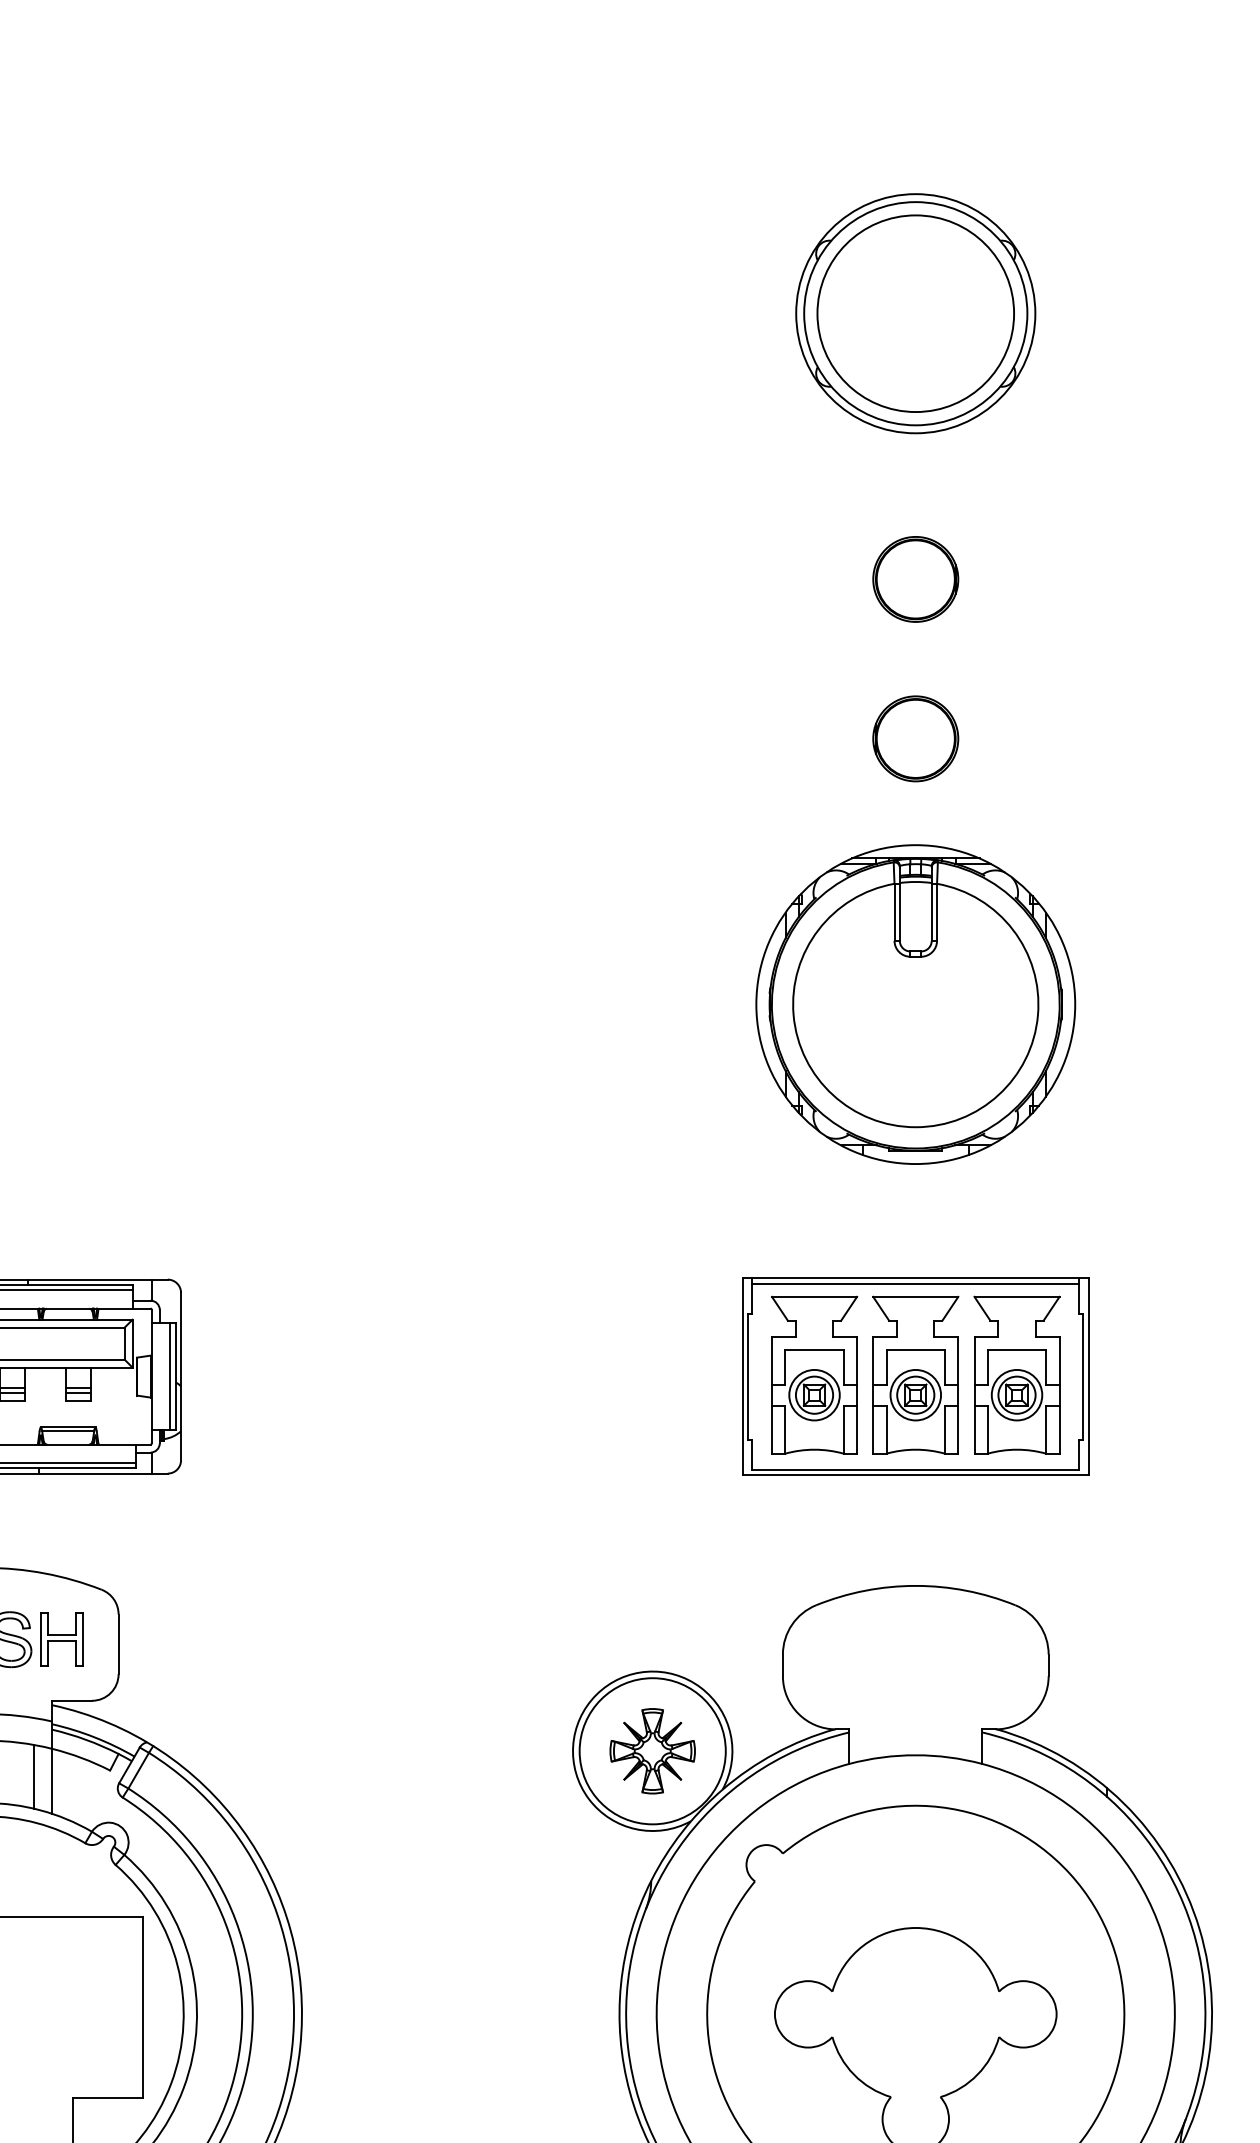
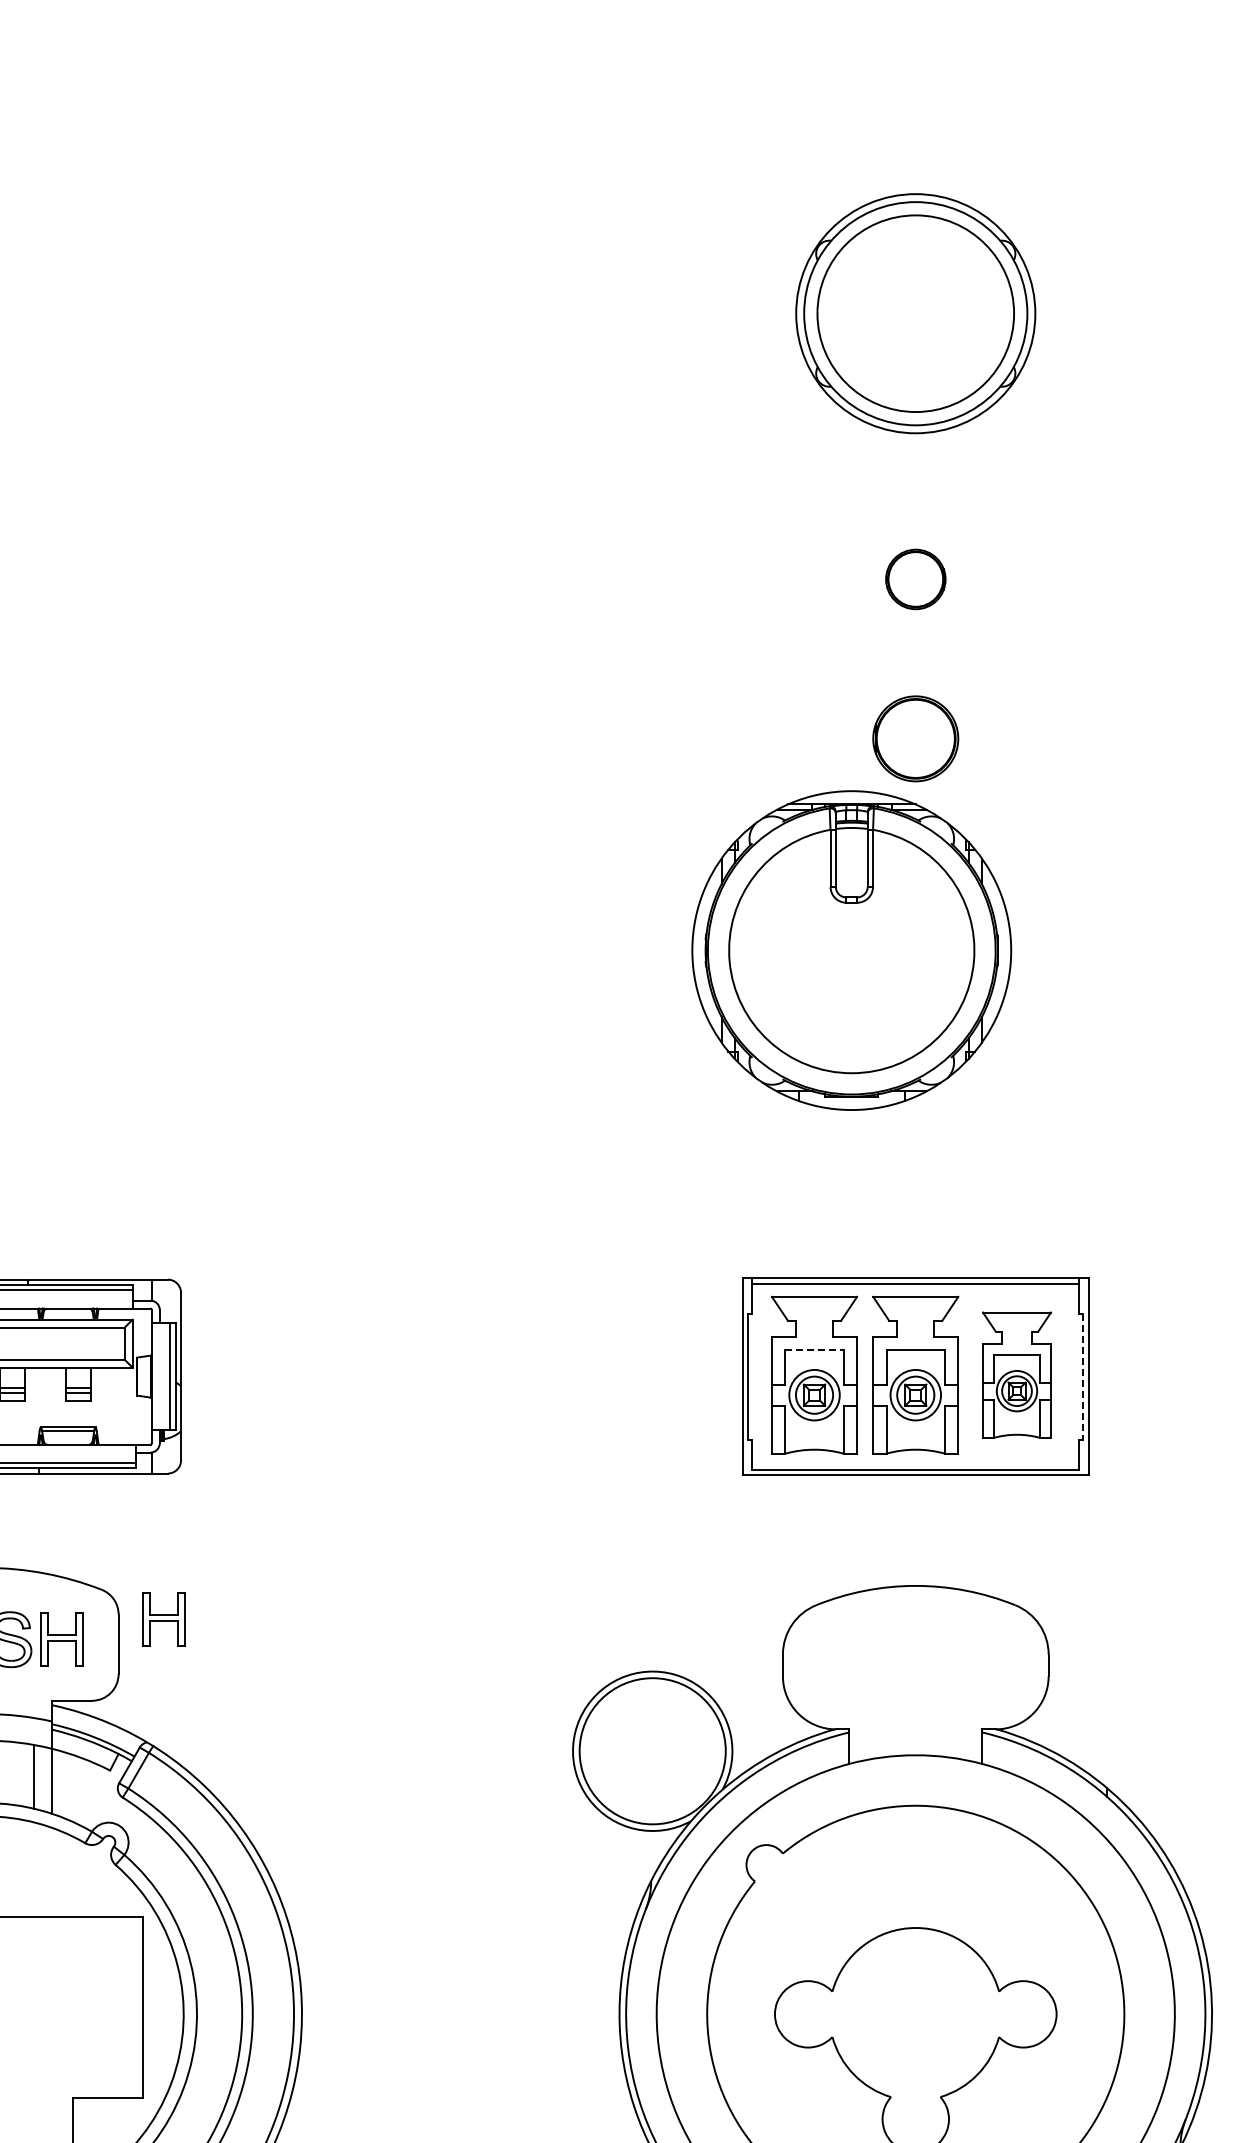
part size: 88x87 px -> 62x63 px (915, 579)
part position: (915, 1004) -> (851, 950) (851, 950)
line: solid -> dashed (815, 1350)
part size: 88x160 px -> 71x128 px (1017, 1374)
line: solid -> dashed (1083, 1377)
part: none -> present (163, 1619)
part: present -> none (652, 1751)
